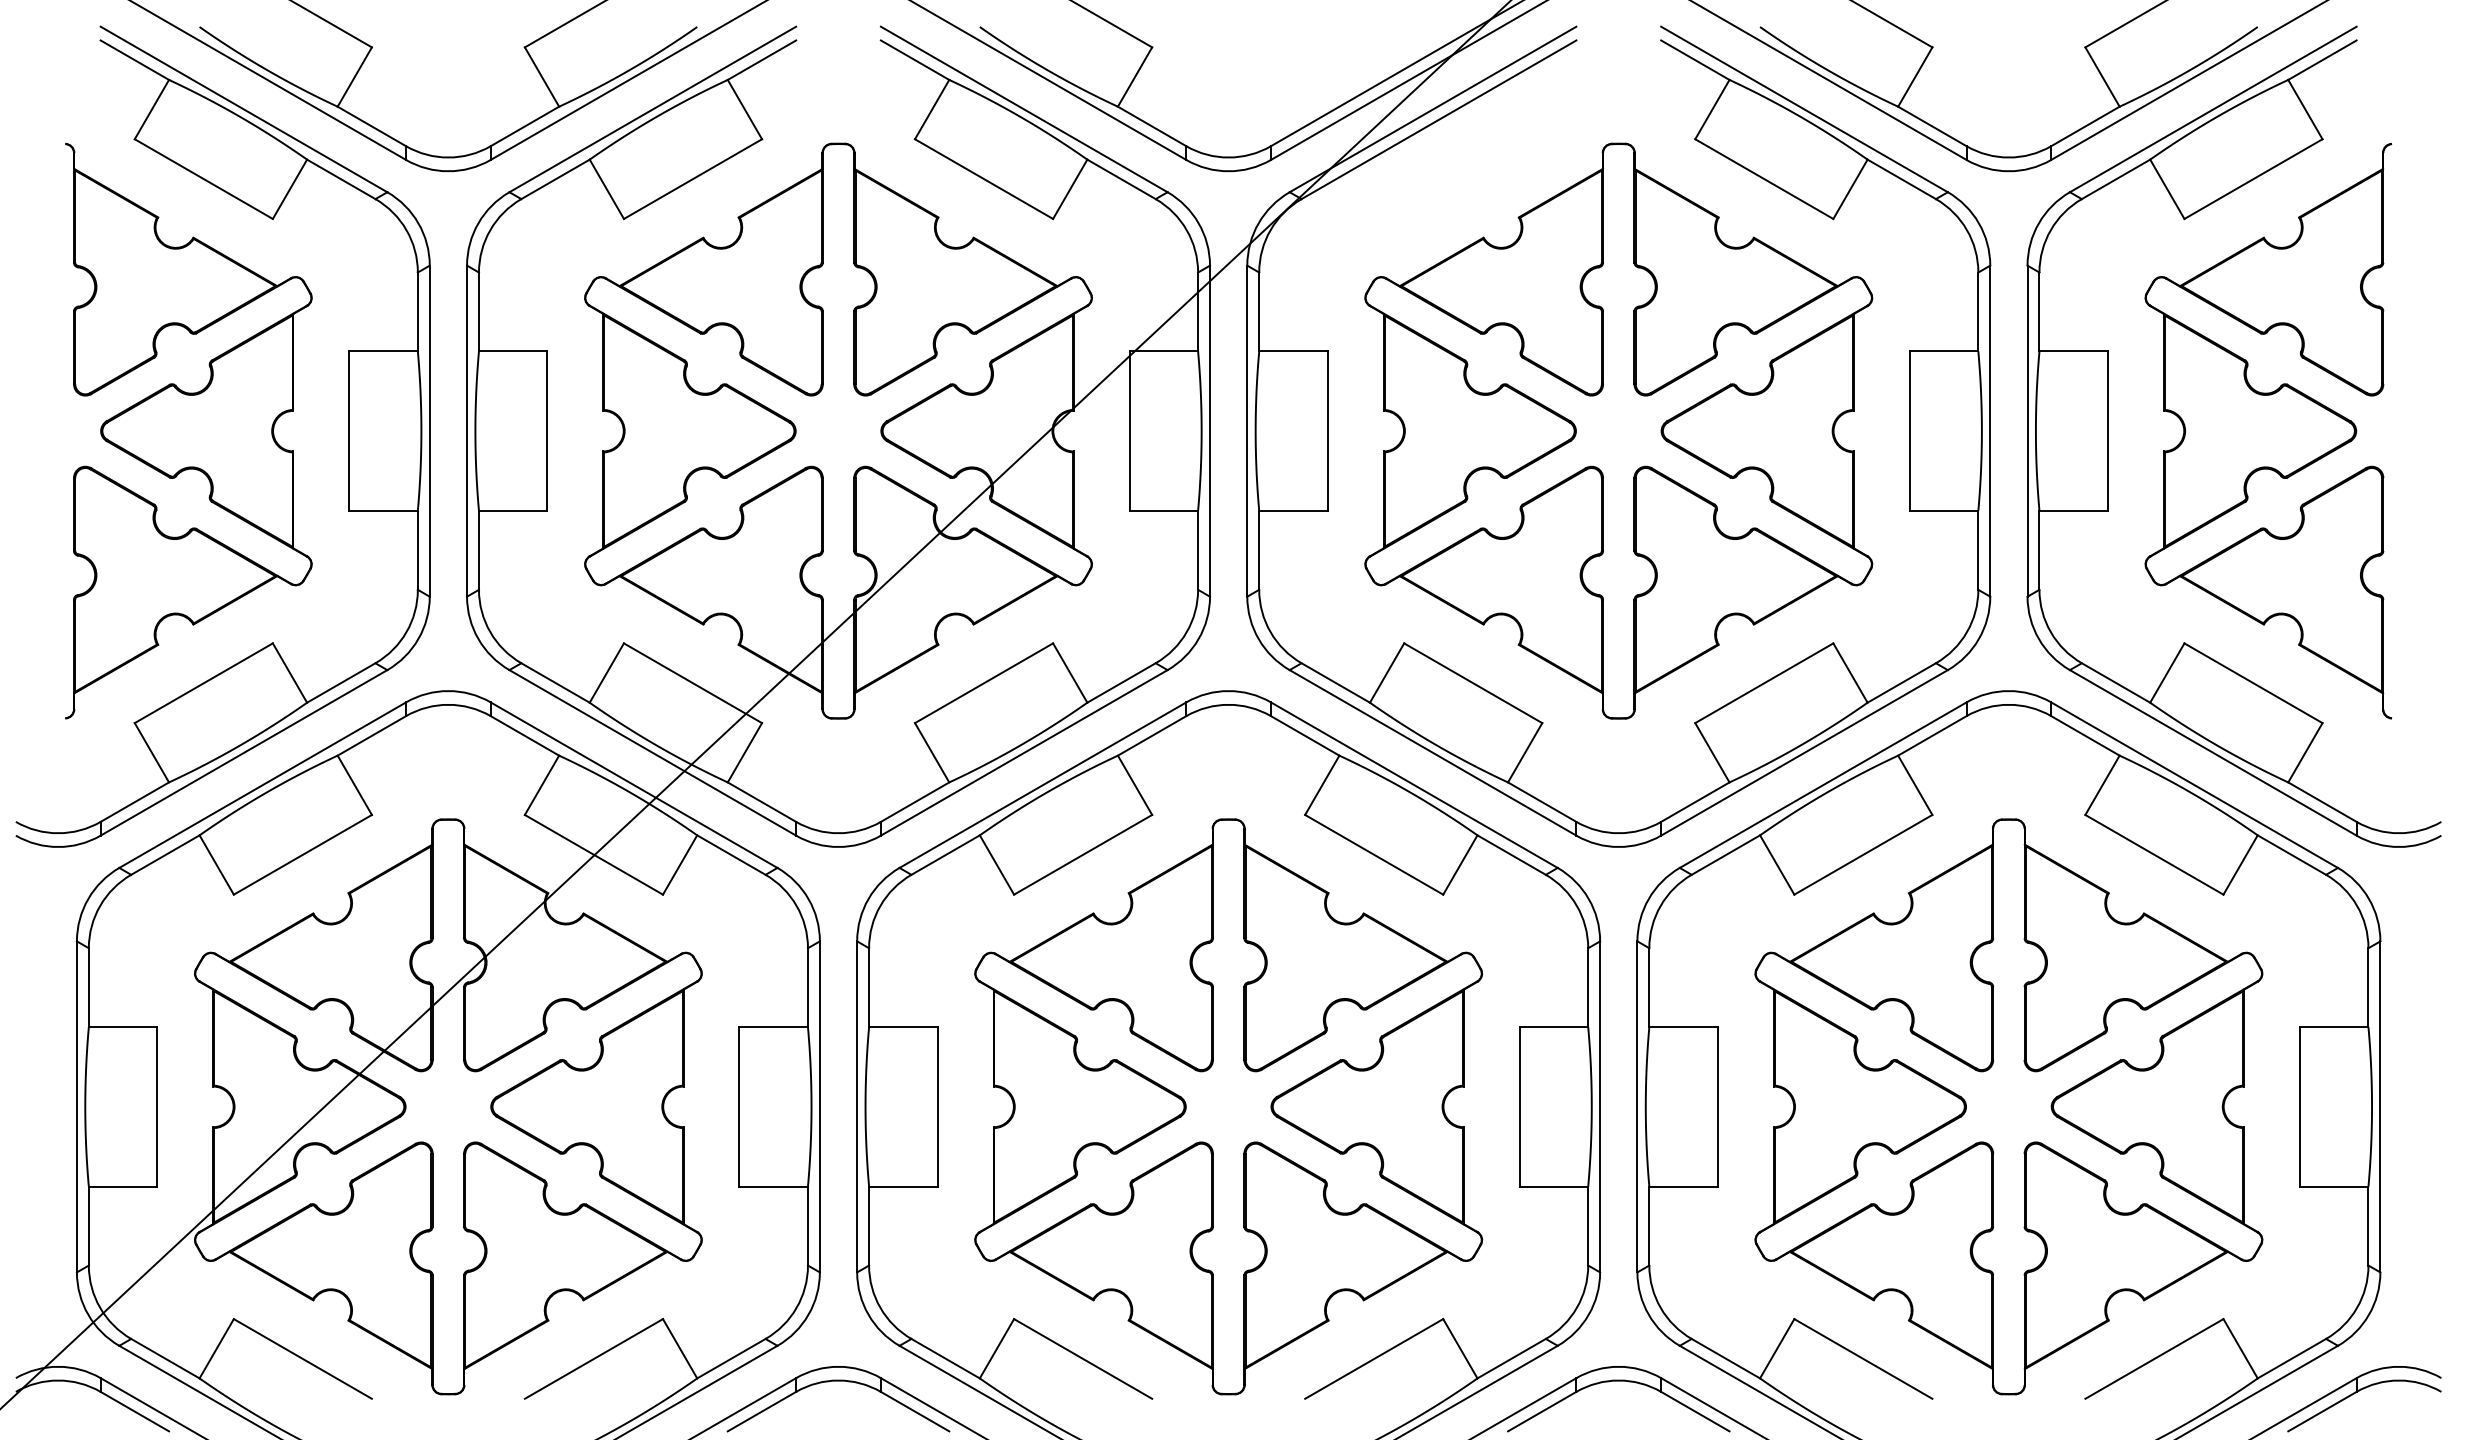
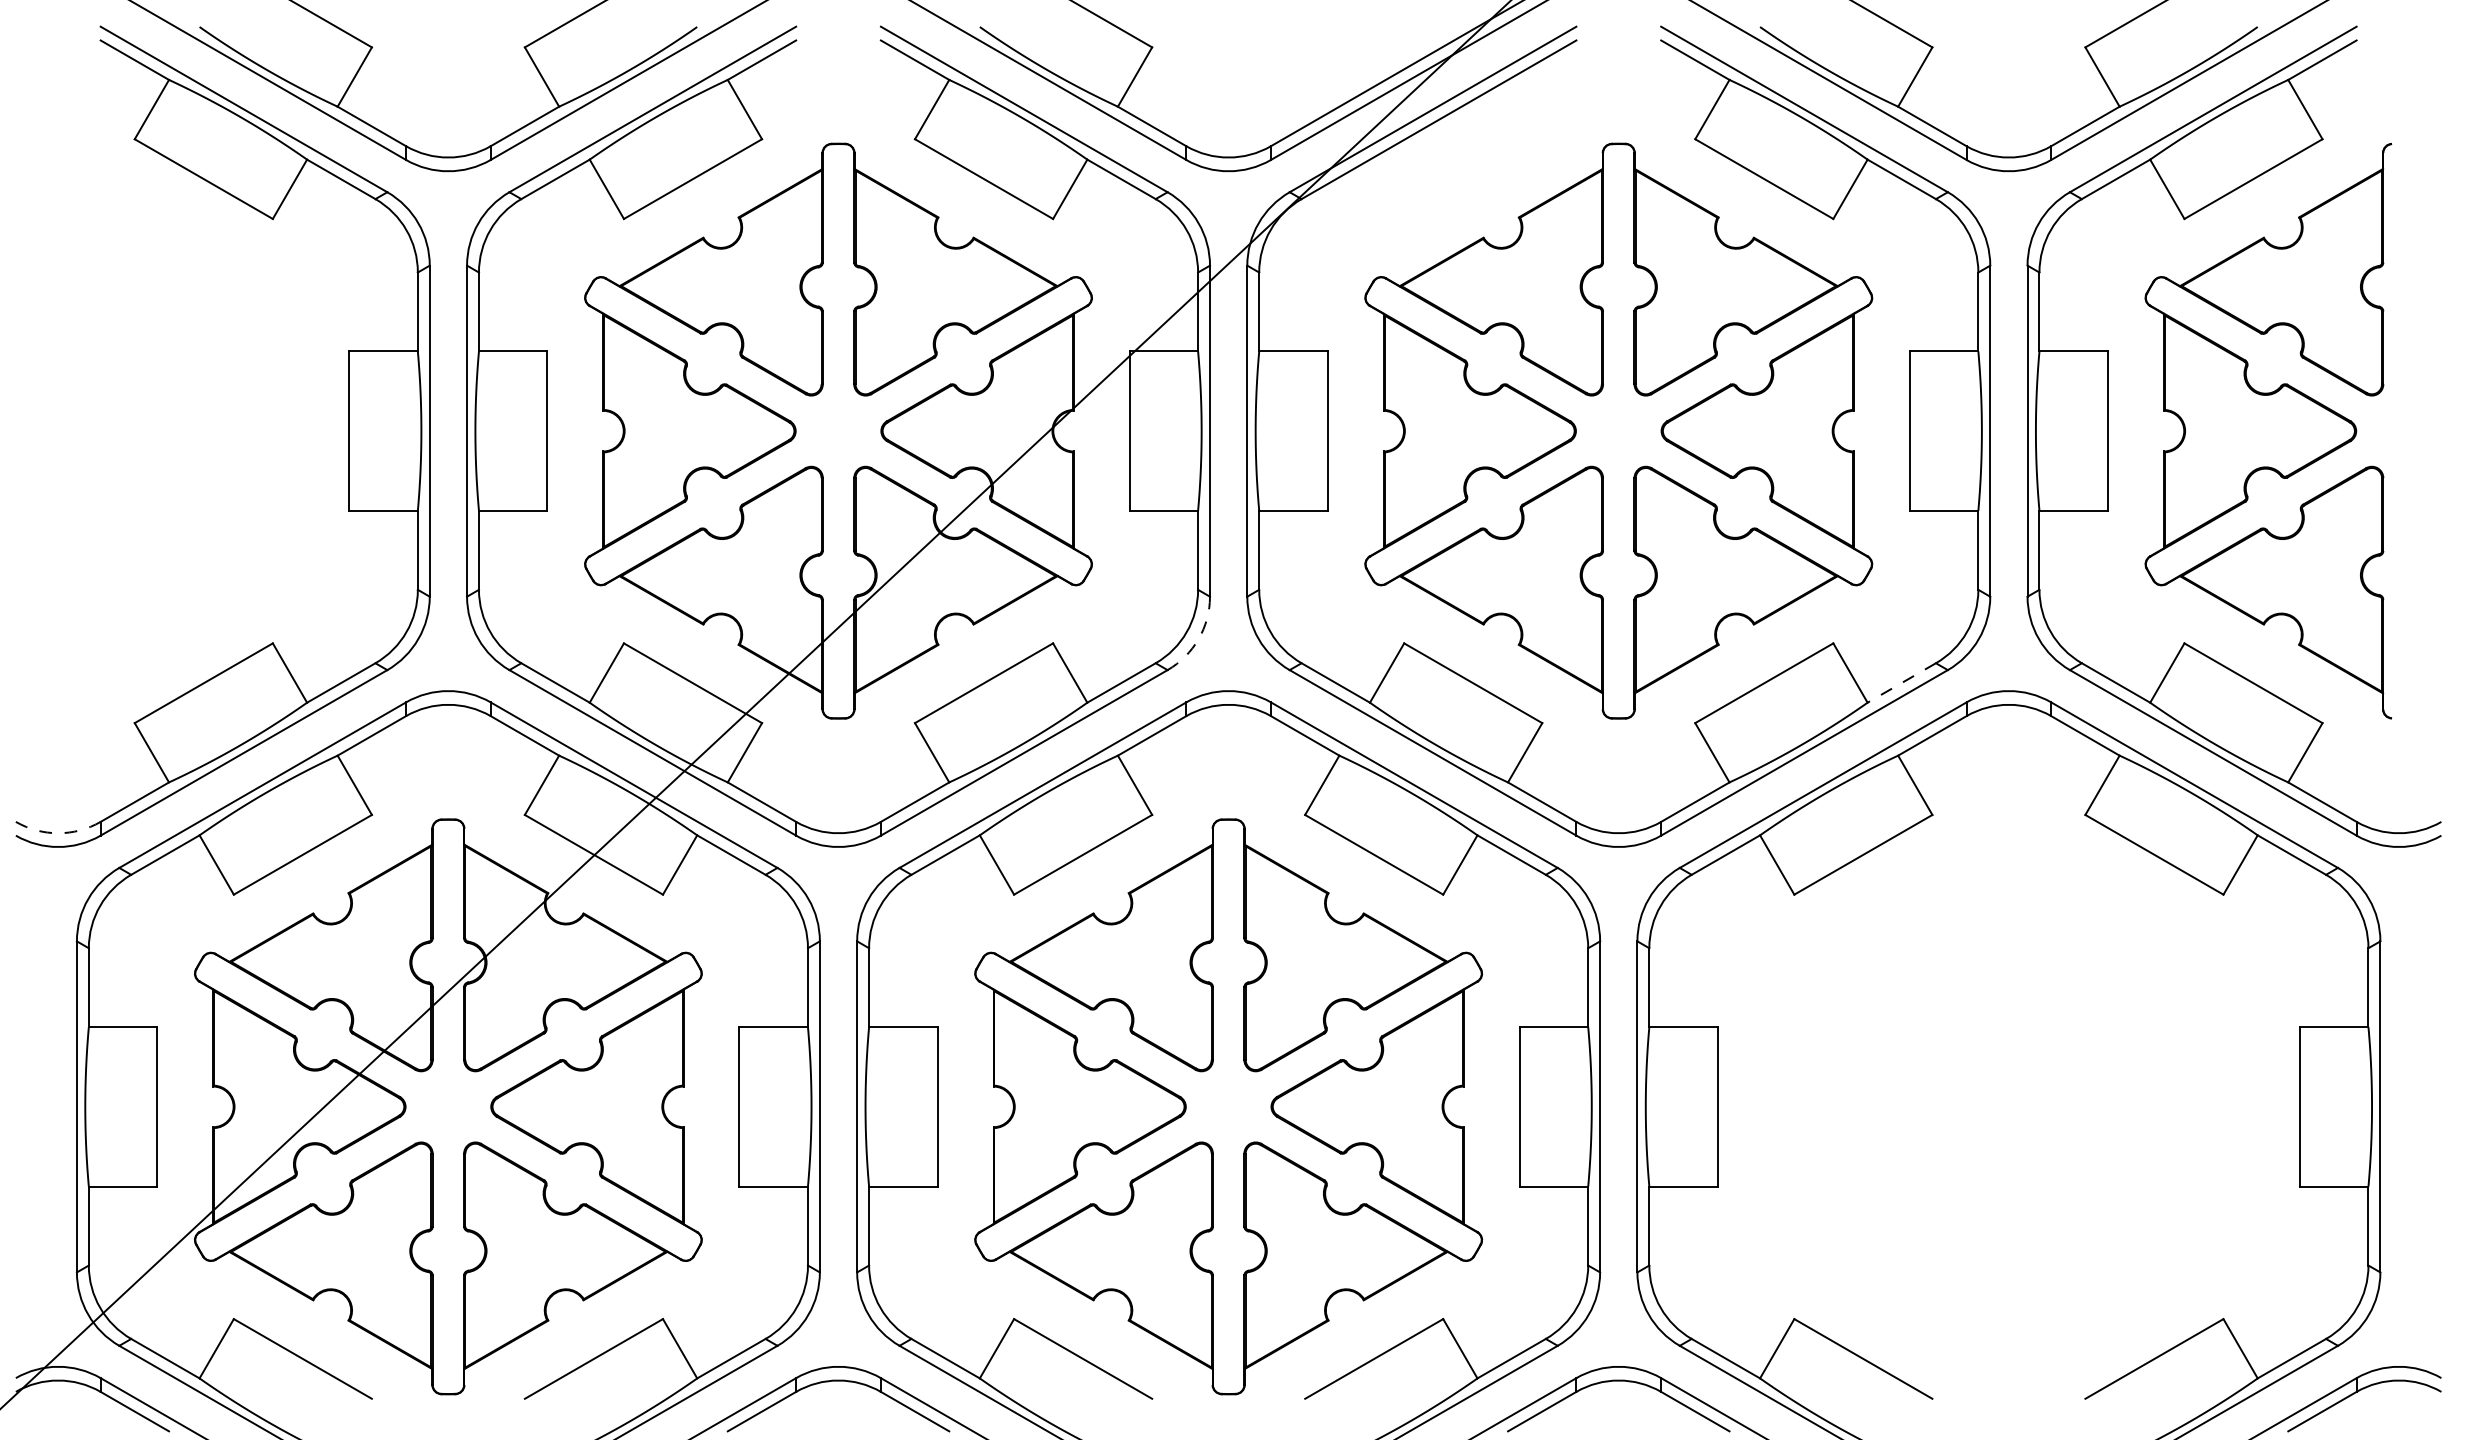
part: present -> none (188, 431)
arc: solid -> dashed (1198, 639)
line: solid -> dashed (1901, 683)
arc: solid -> dashed (58, 833)
part: present -> none (2008, 1106)
